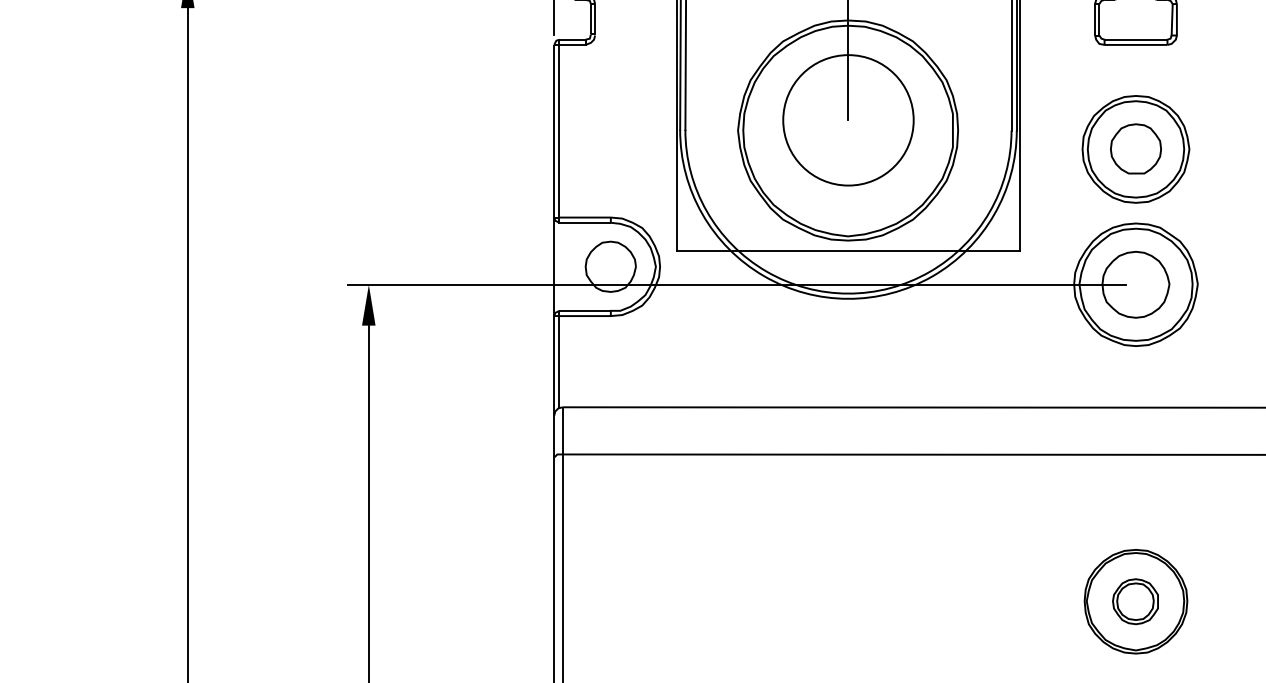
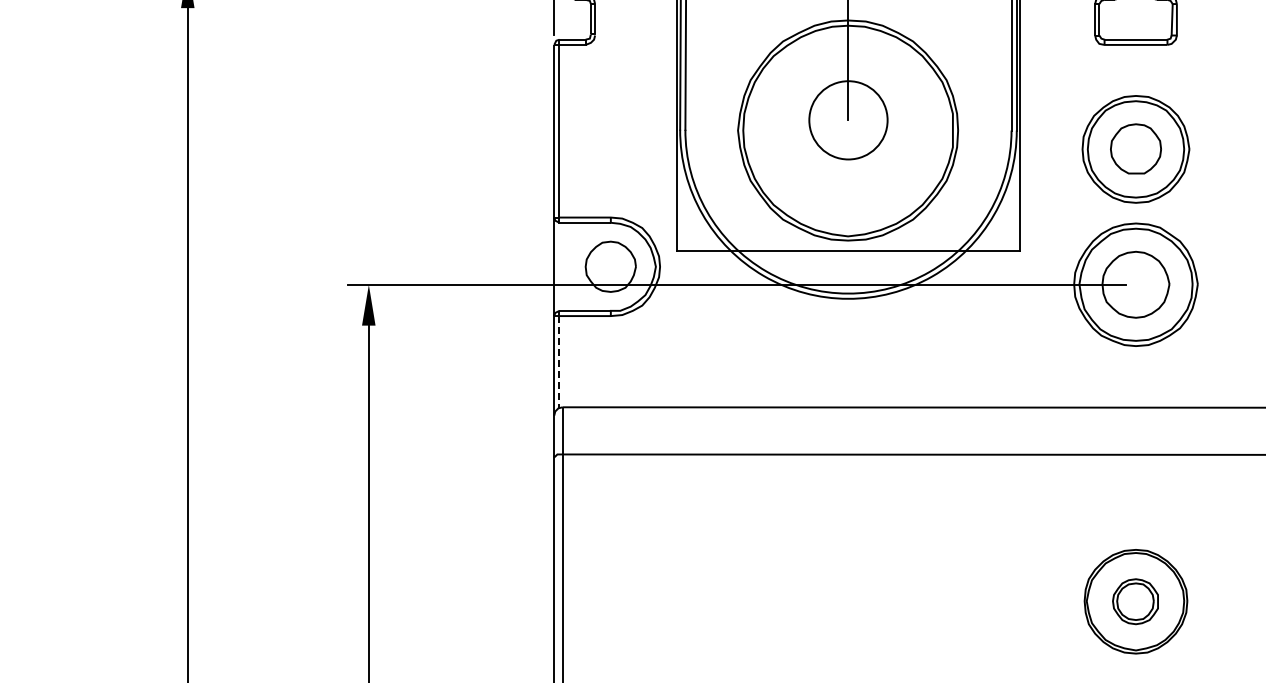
circle diameter: 130 px -> 78 px (848, 120)
line: solid -> dashed (559, 362)
